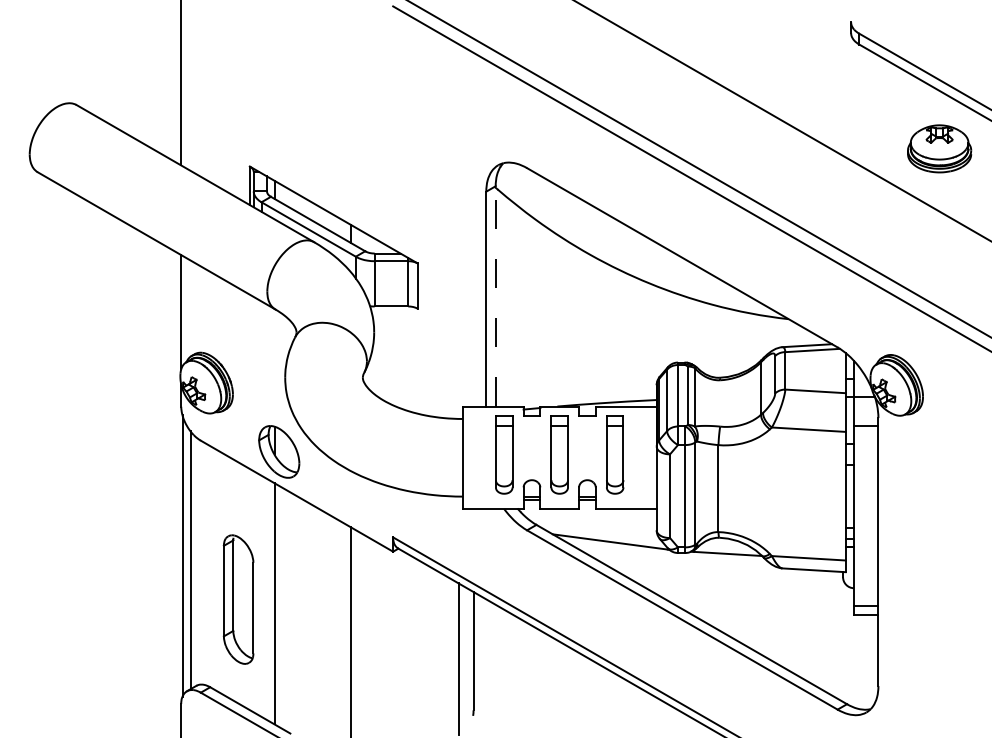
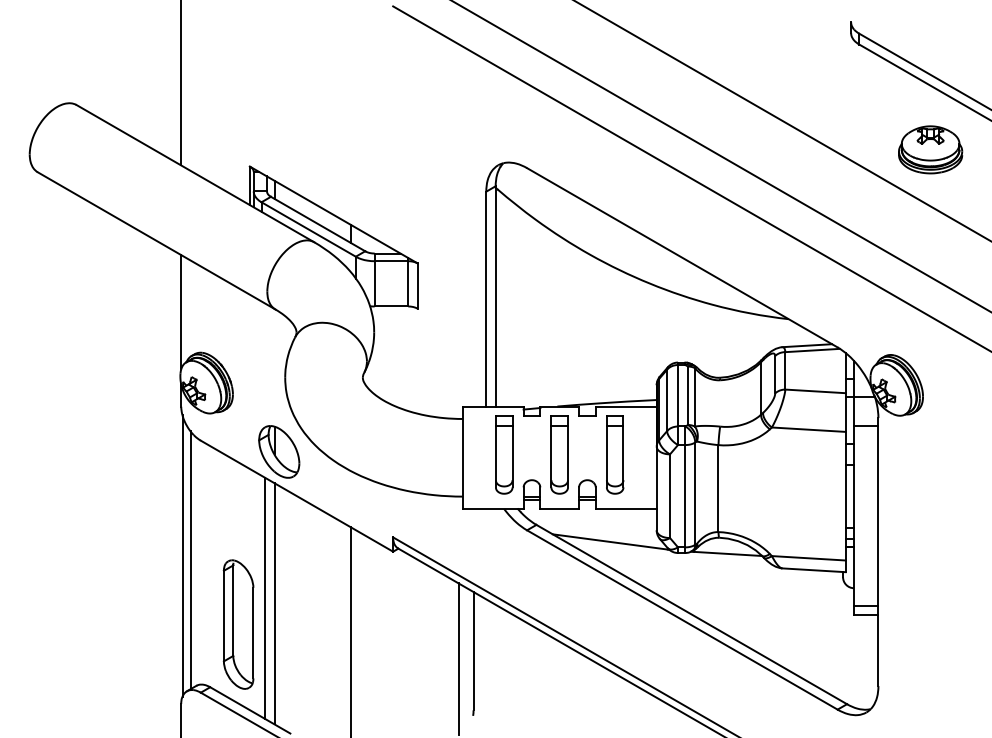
part position: (939, 148) -> (930, 149) (930, 149)
line position: (699, 168) -> (721, 156) (721, 156)
line: dashed -> solid (495, 295)
line: none -> present (265, 597)
part position: (238, 599) -> (238, 624) (238, 624)
